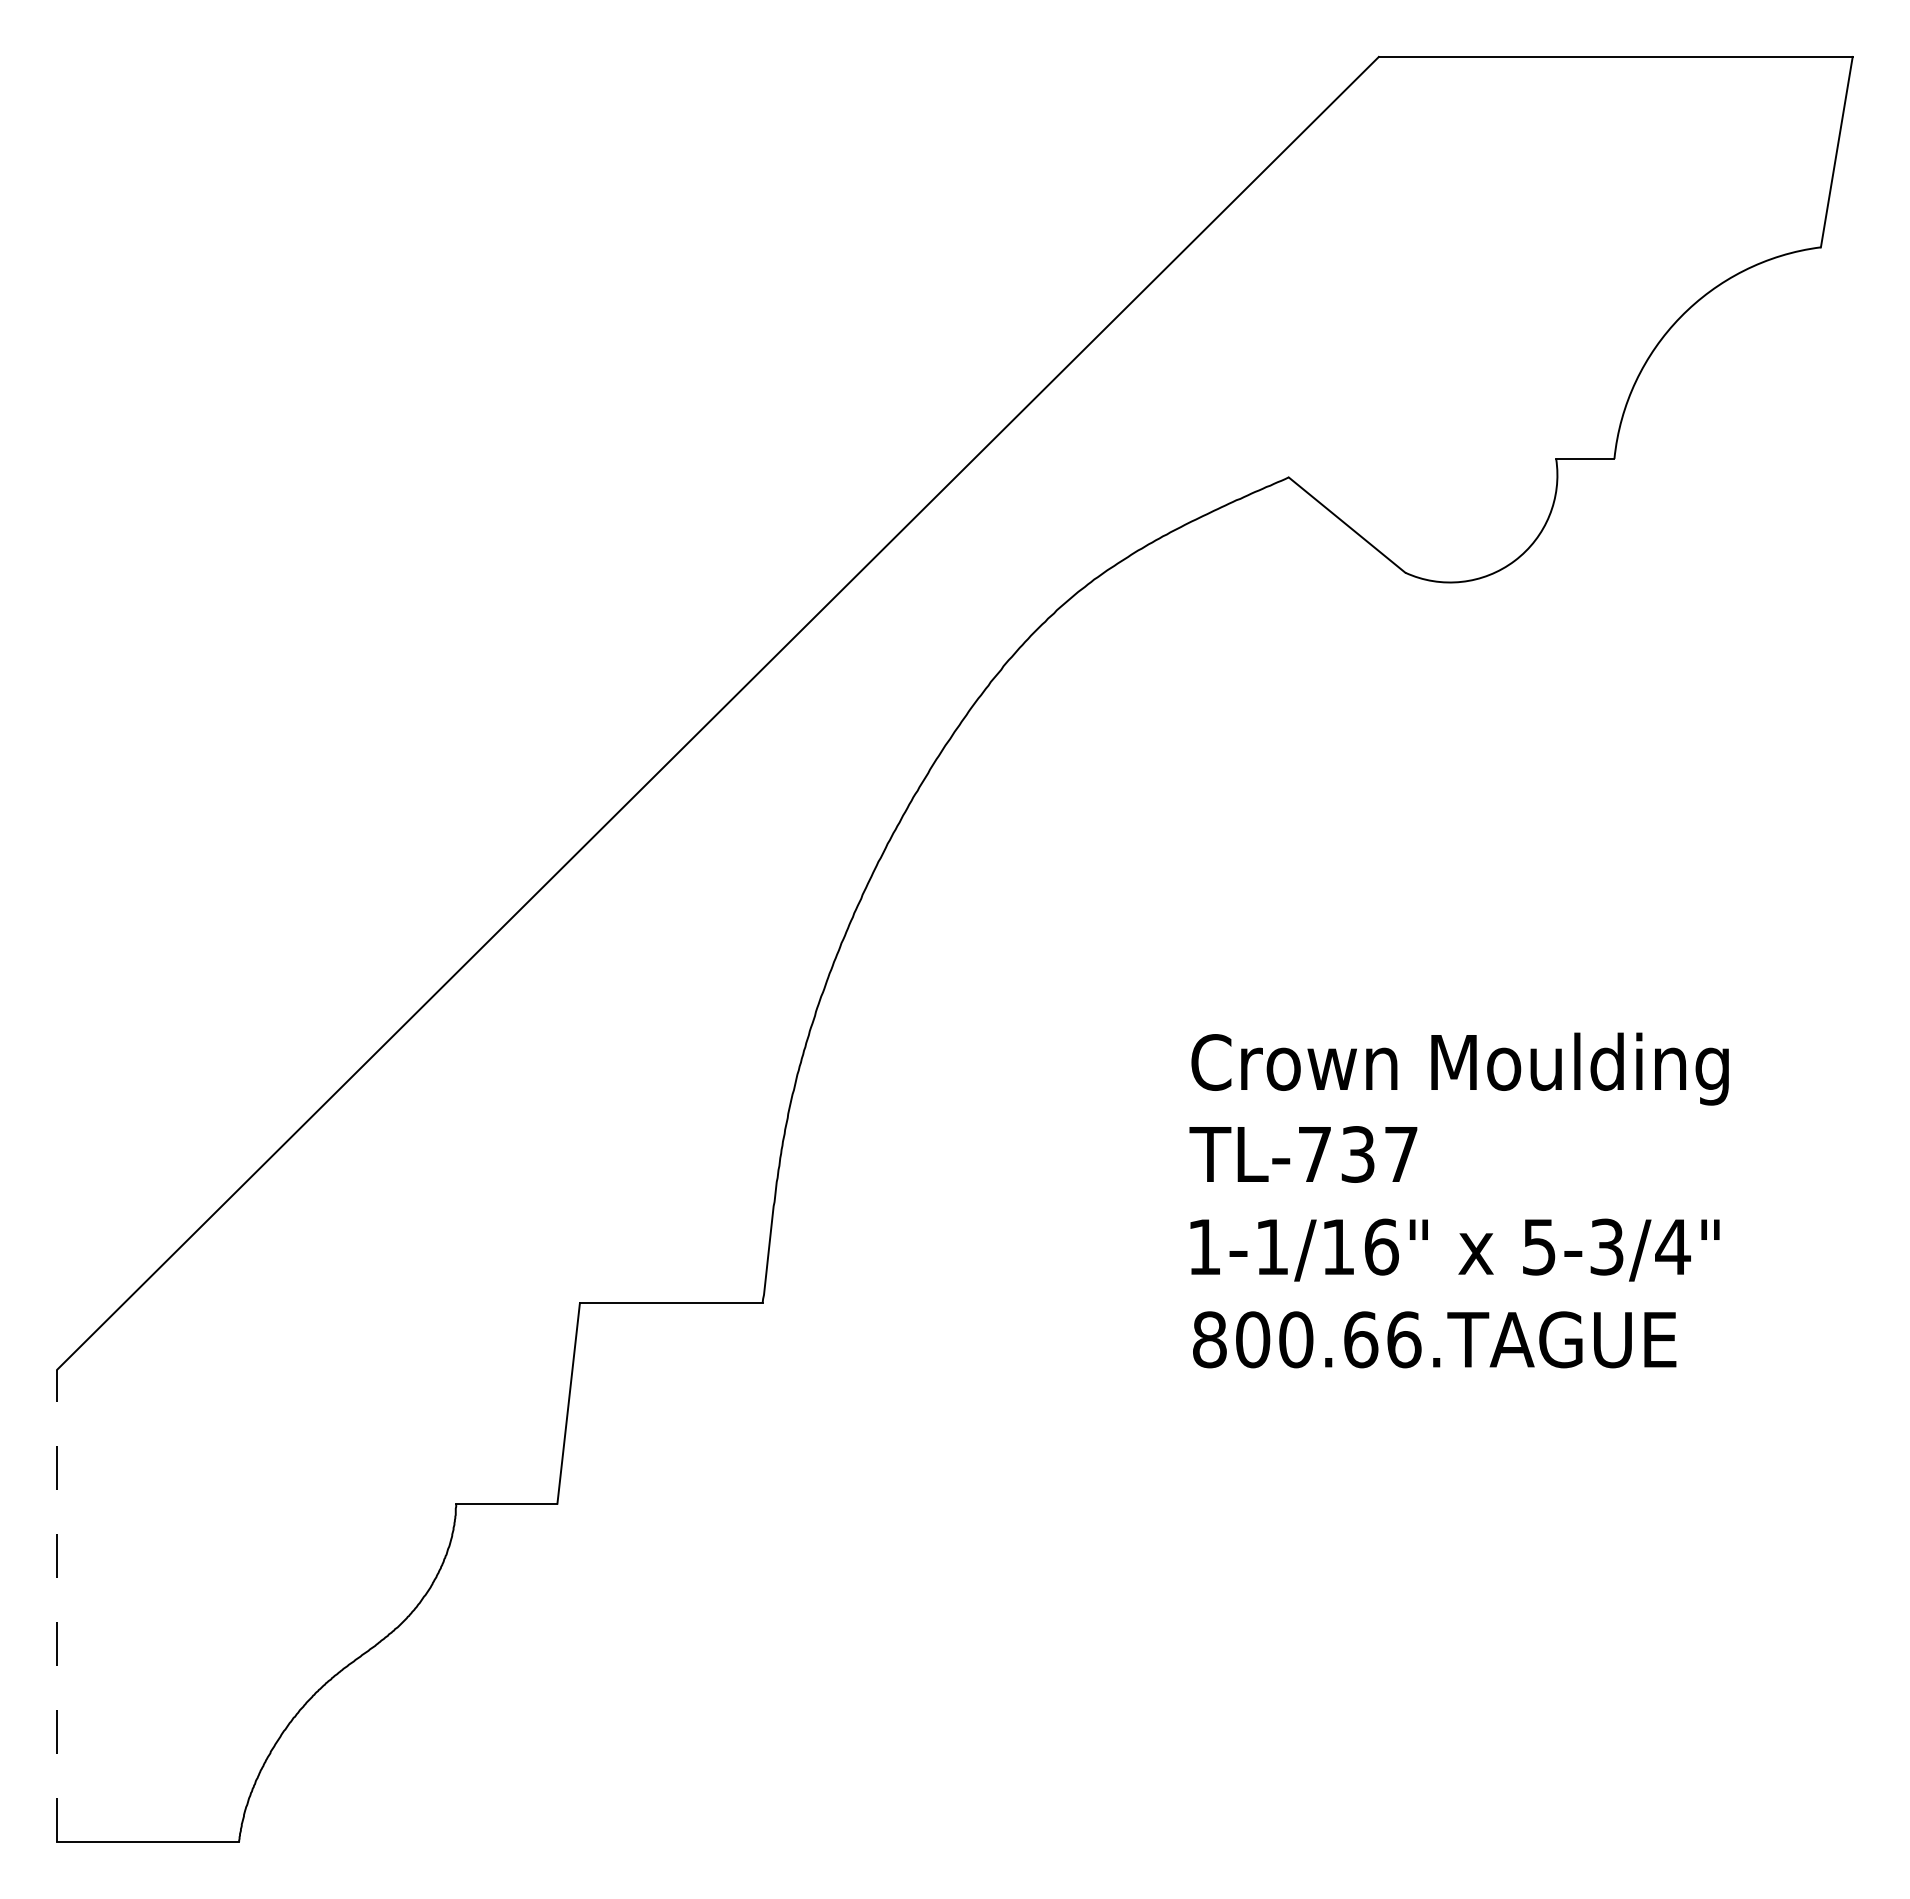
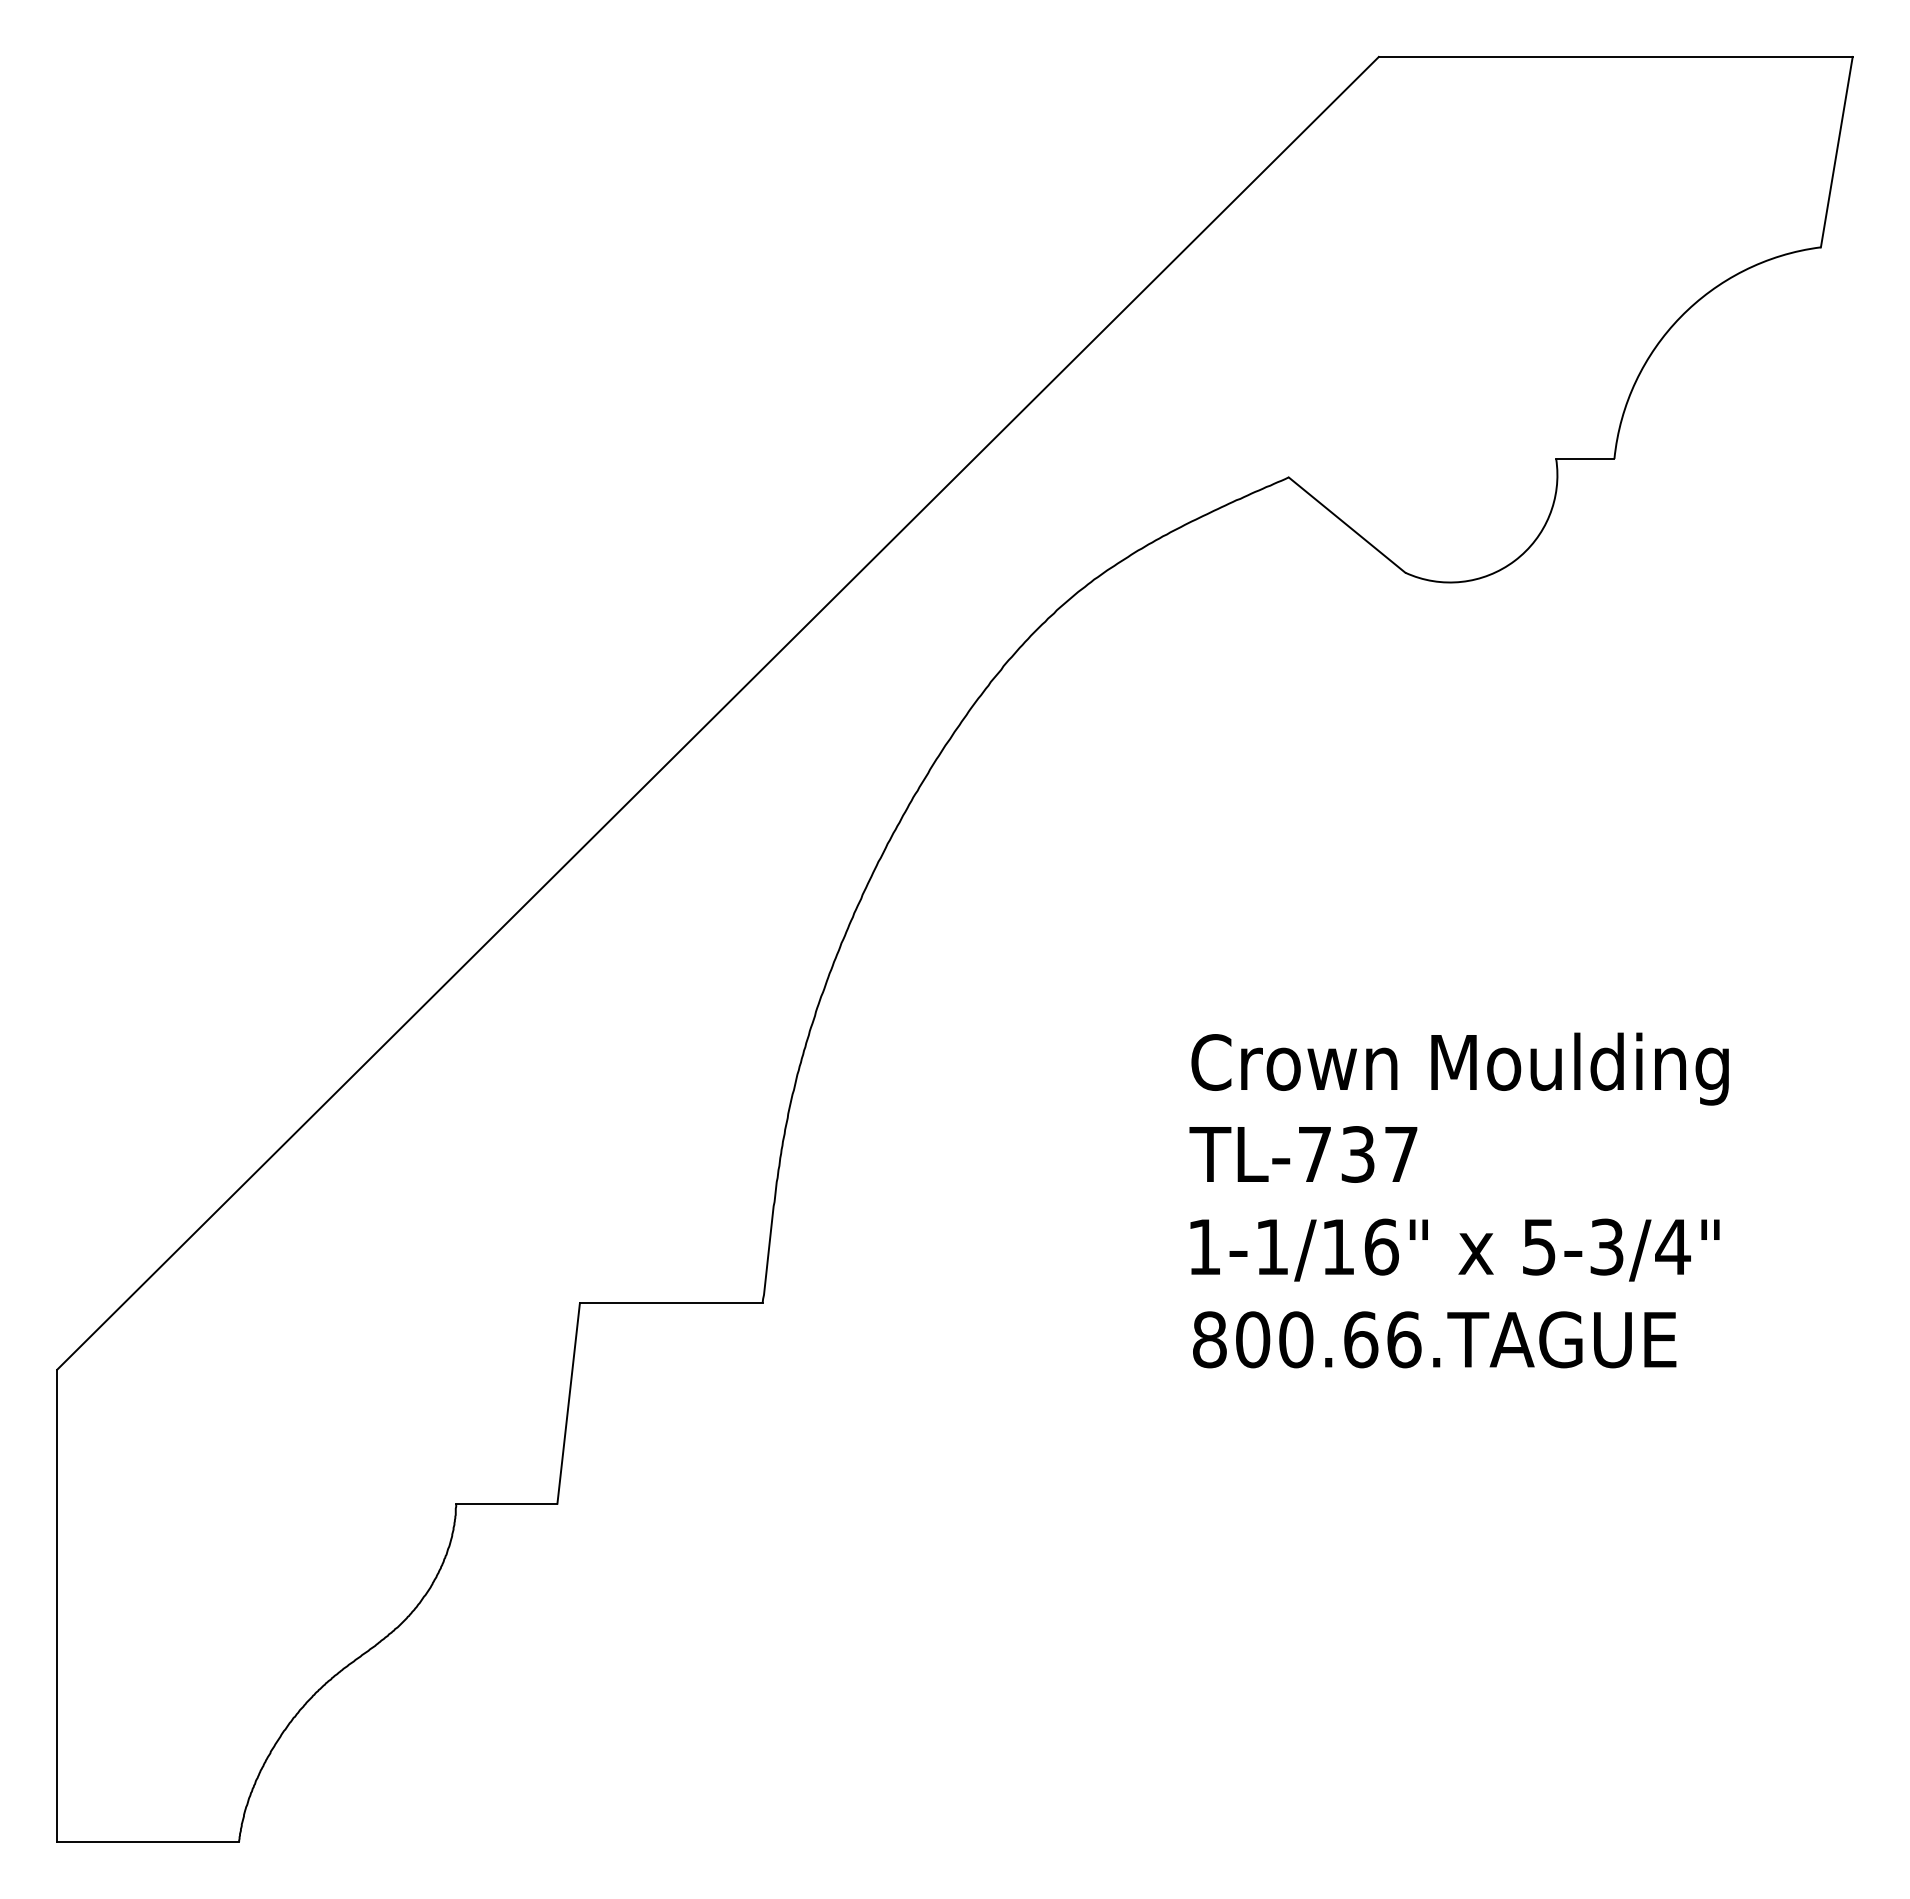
line: dashed -> solid (57, 1605)
